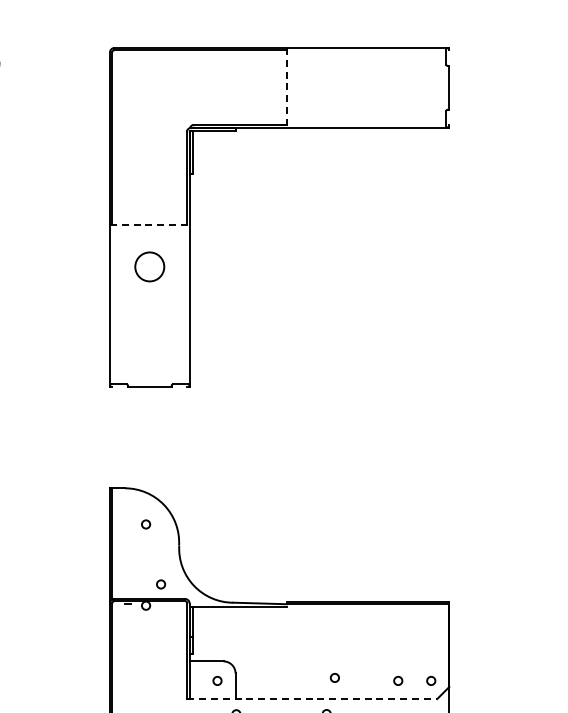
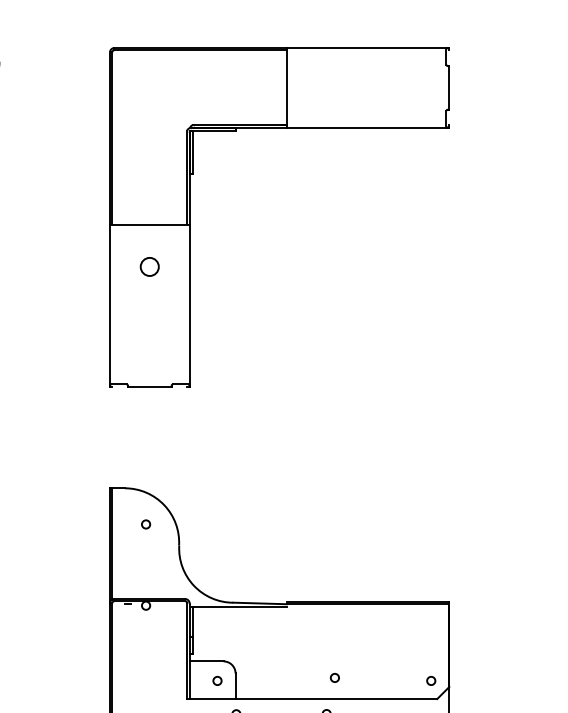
line: dashed -> solid (286, 87)
line: dashed -> solid (149, 224)
circle diameter: 29 px -> 18 px (149, 266)
circle: present -> none (161, 584)
circle: present -> none (398, 680)
line: dashed -> solid (312, 699)
